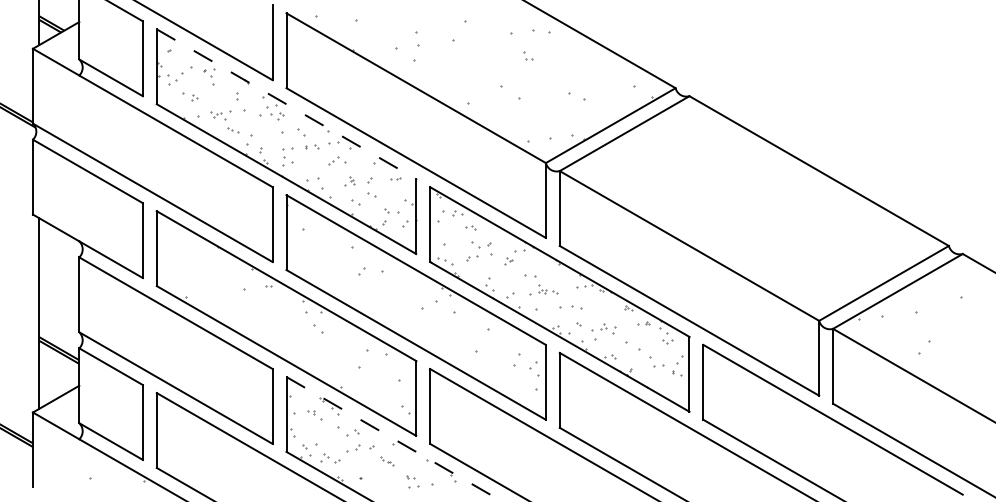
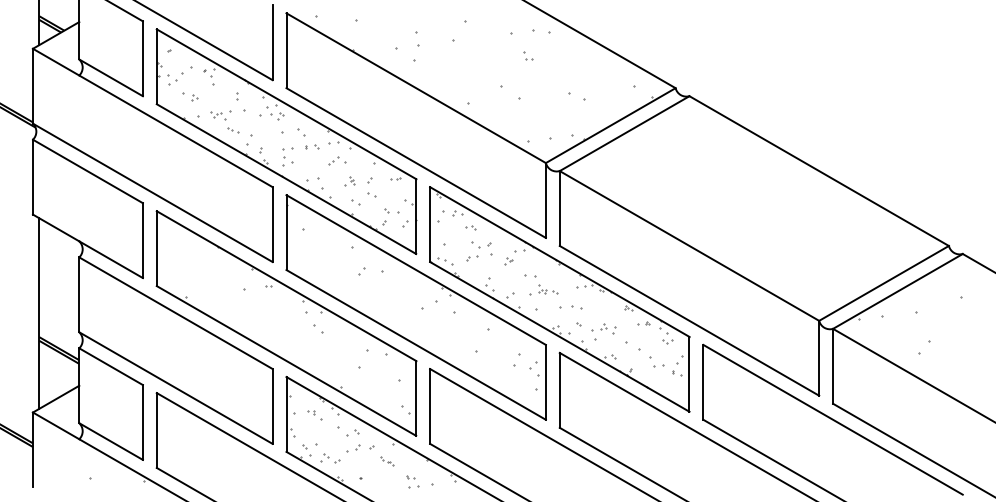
line: dashed -> solid (286, 104)
line: dashed -> solid (394, 439)
